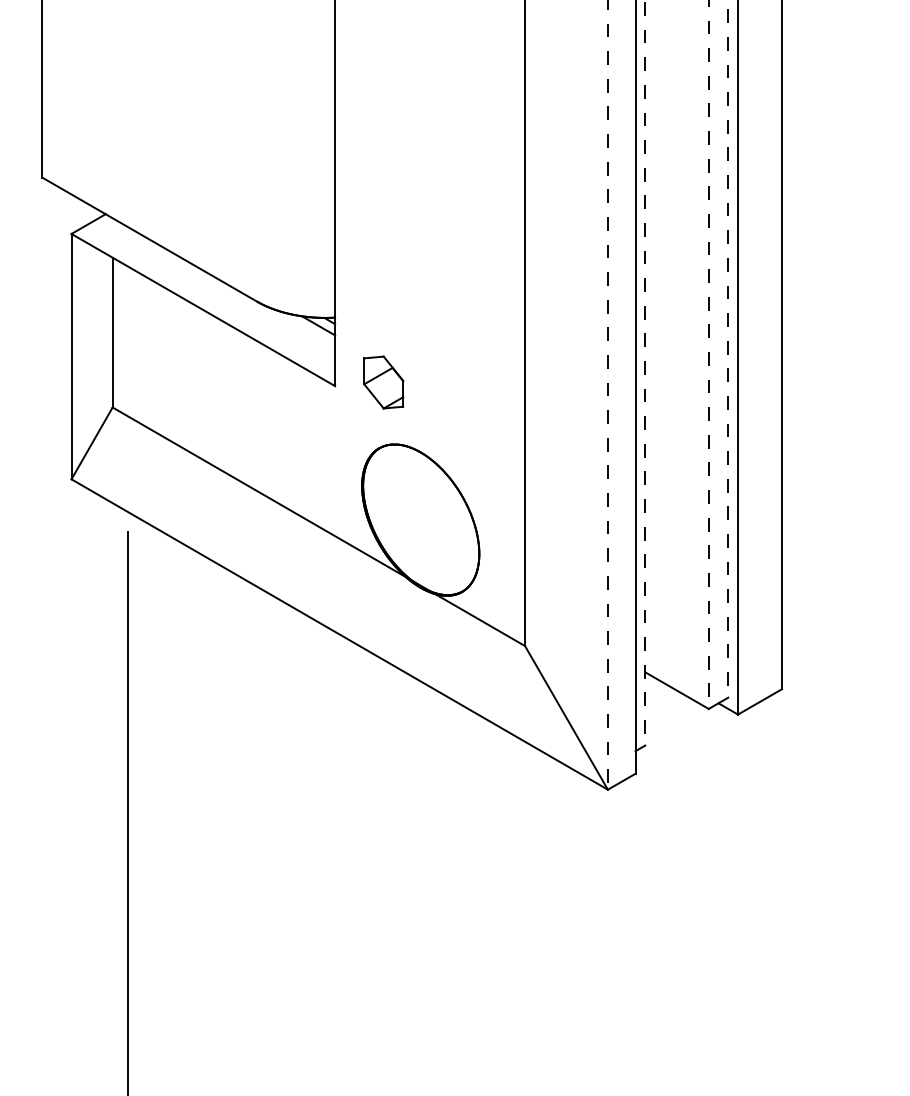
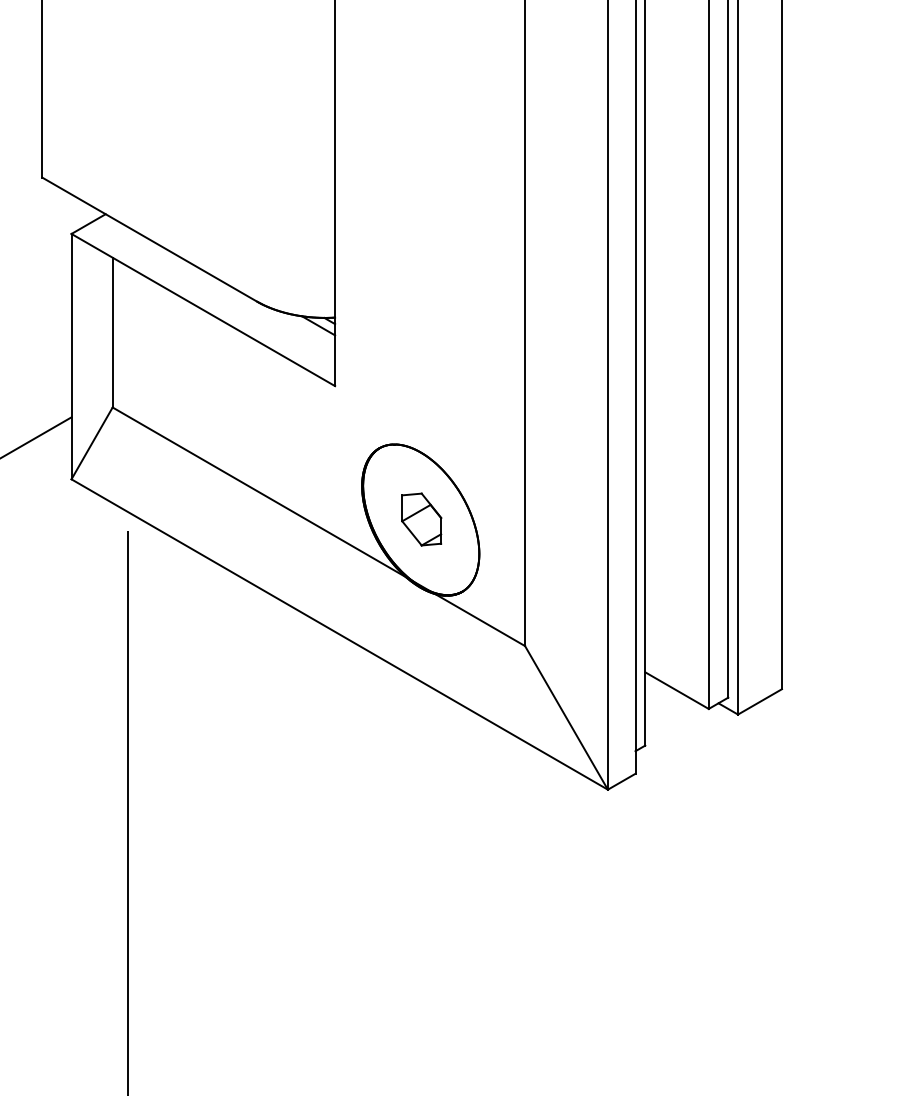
line: dashed -> solid (728, 349)
line: dashed -> solid (708, 355)
line: dashed -> solid (645, 372)
part position: (383, 382) -> (421, 519) (421, 519)
line: dashed -> solid (607, 394)
line: none -> present (36, 437)
